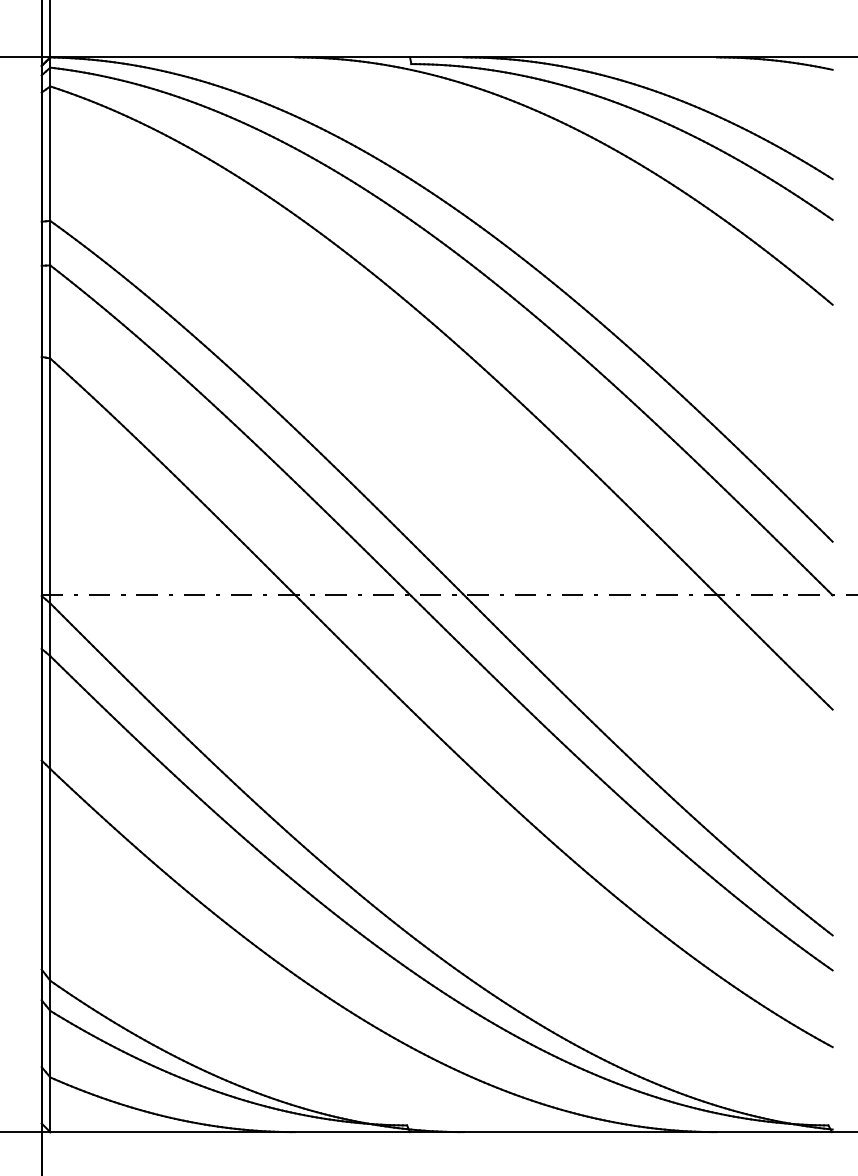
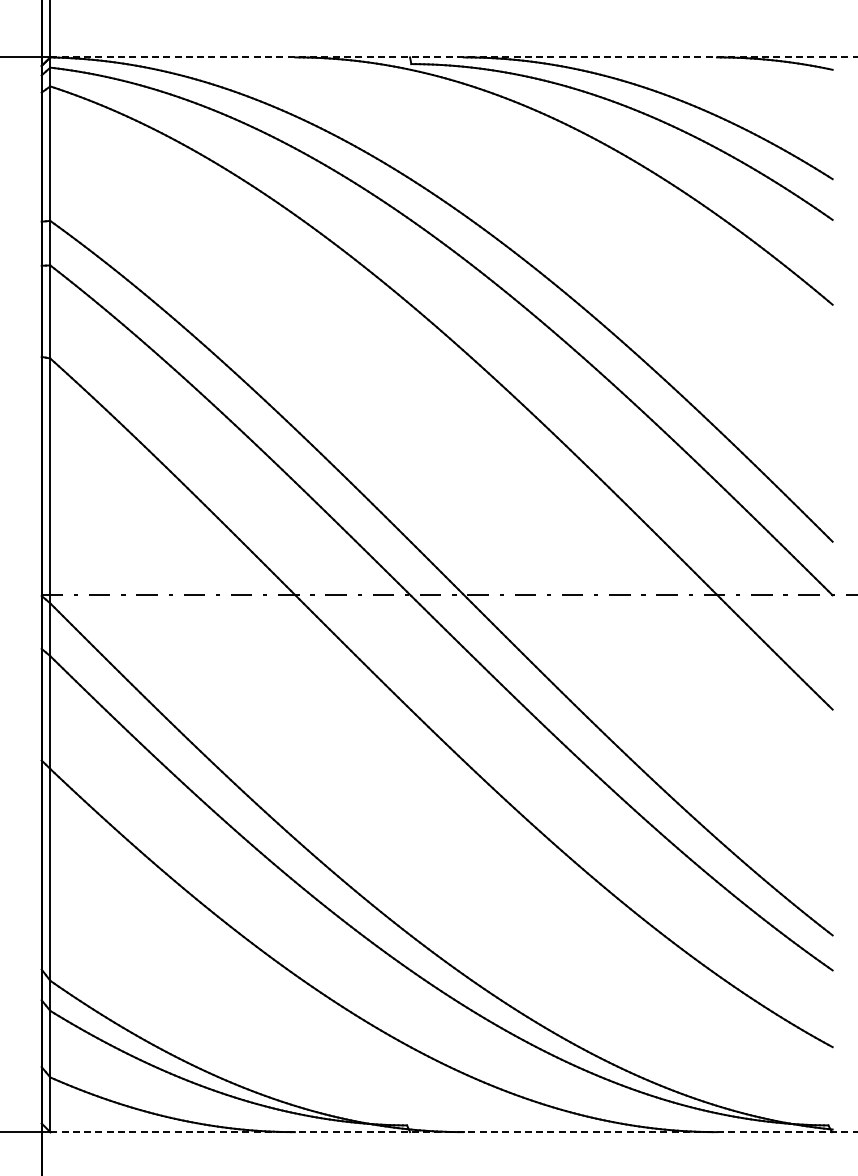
line: solid -> dashed (454, 57)
line: solid -> dashed (454, 1132)
